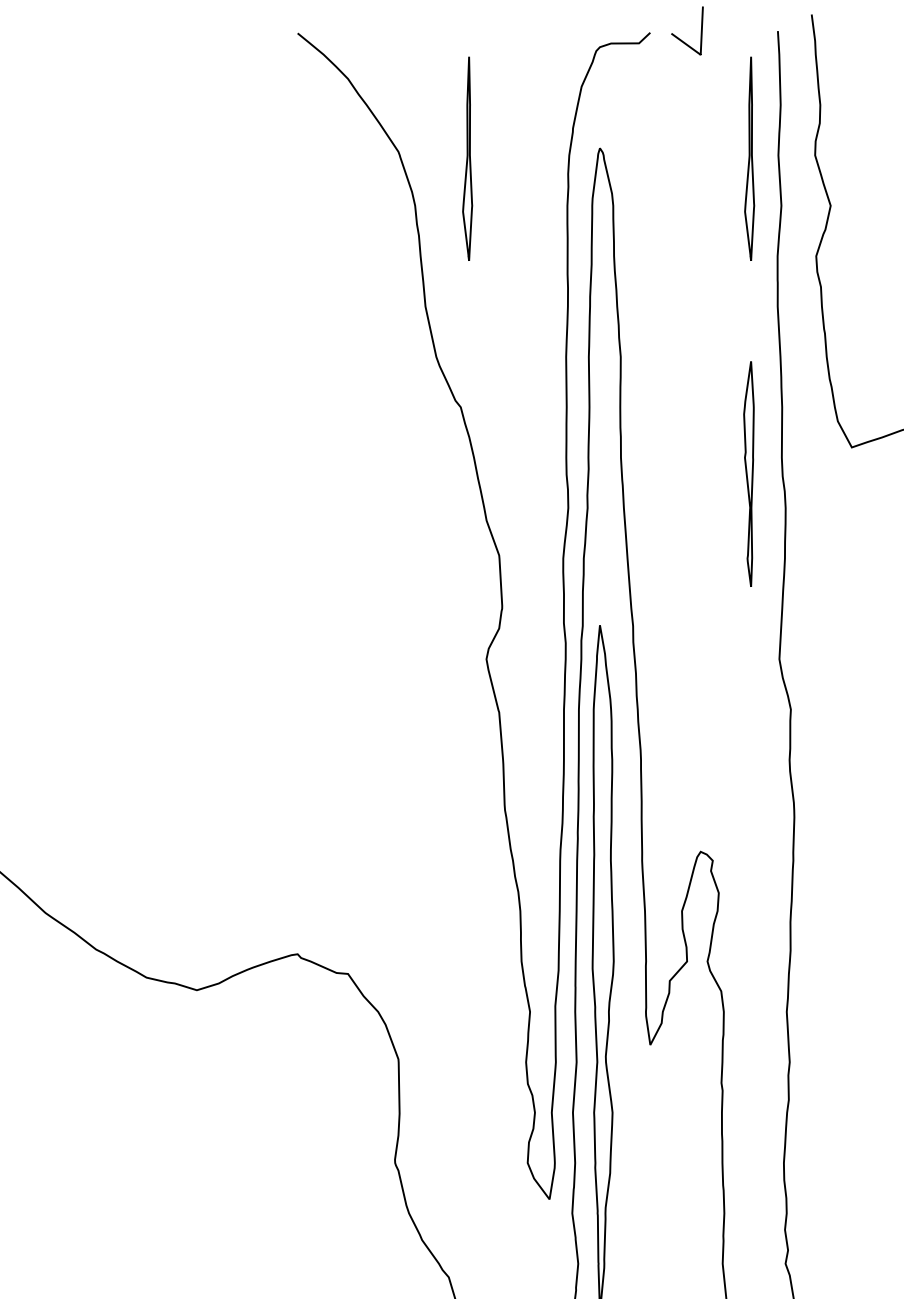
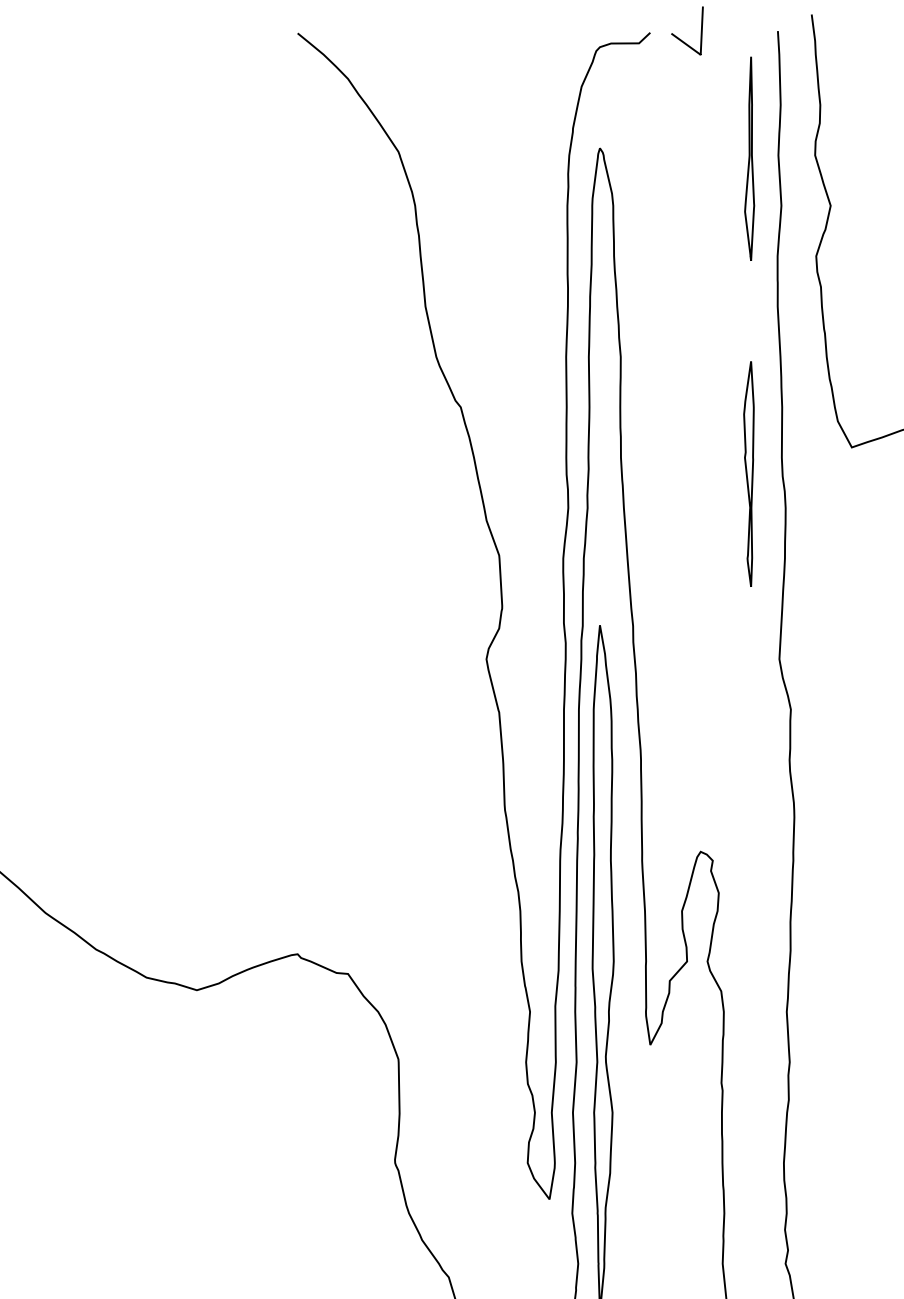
part: present -> none (467, 158)
